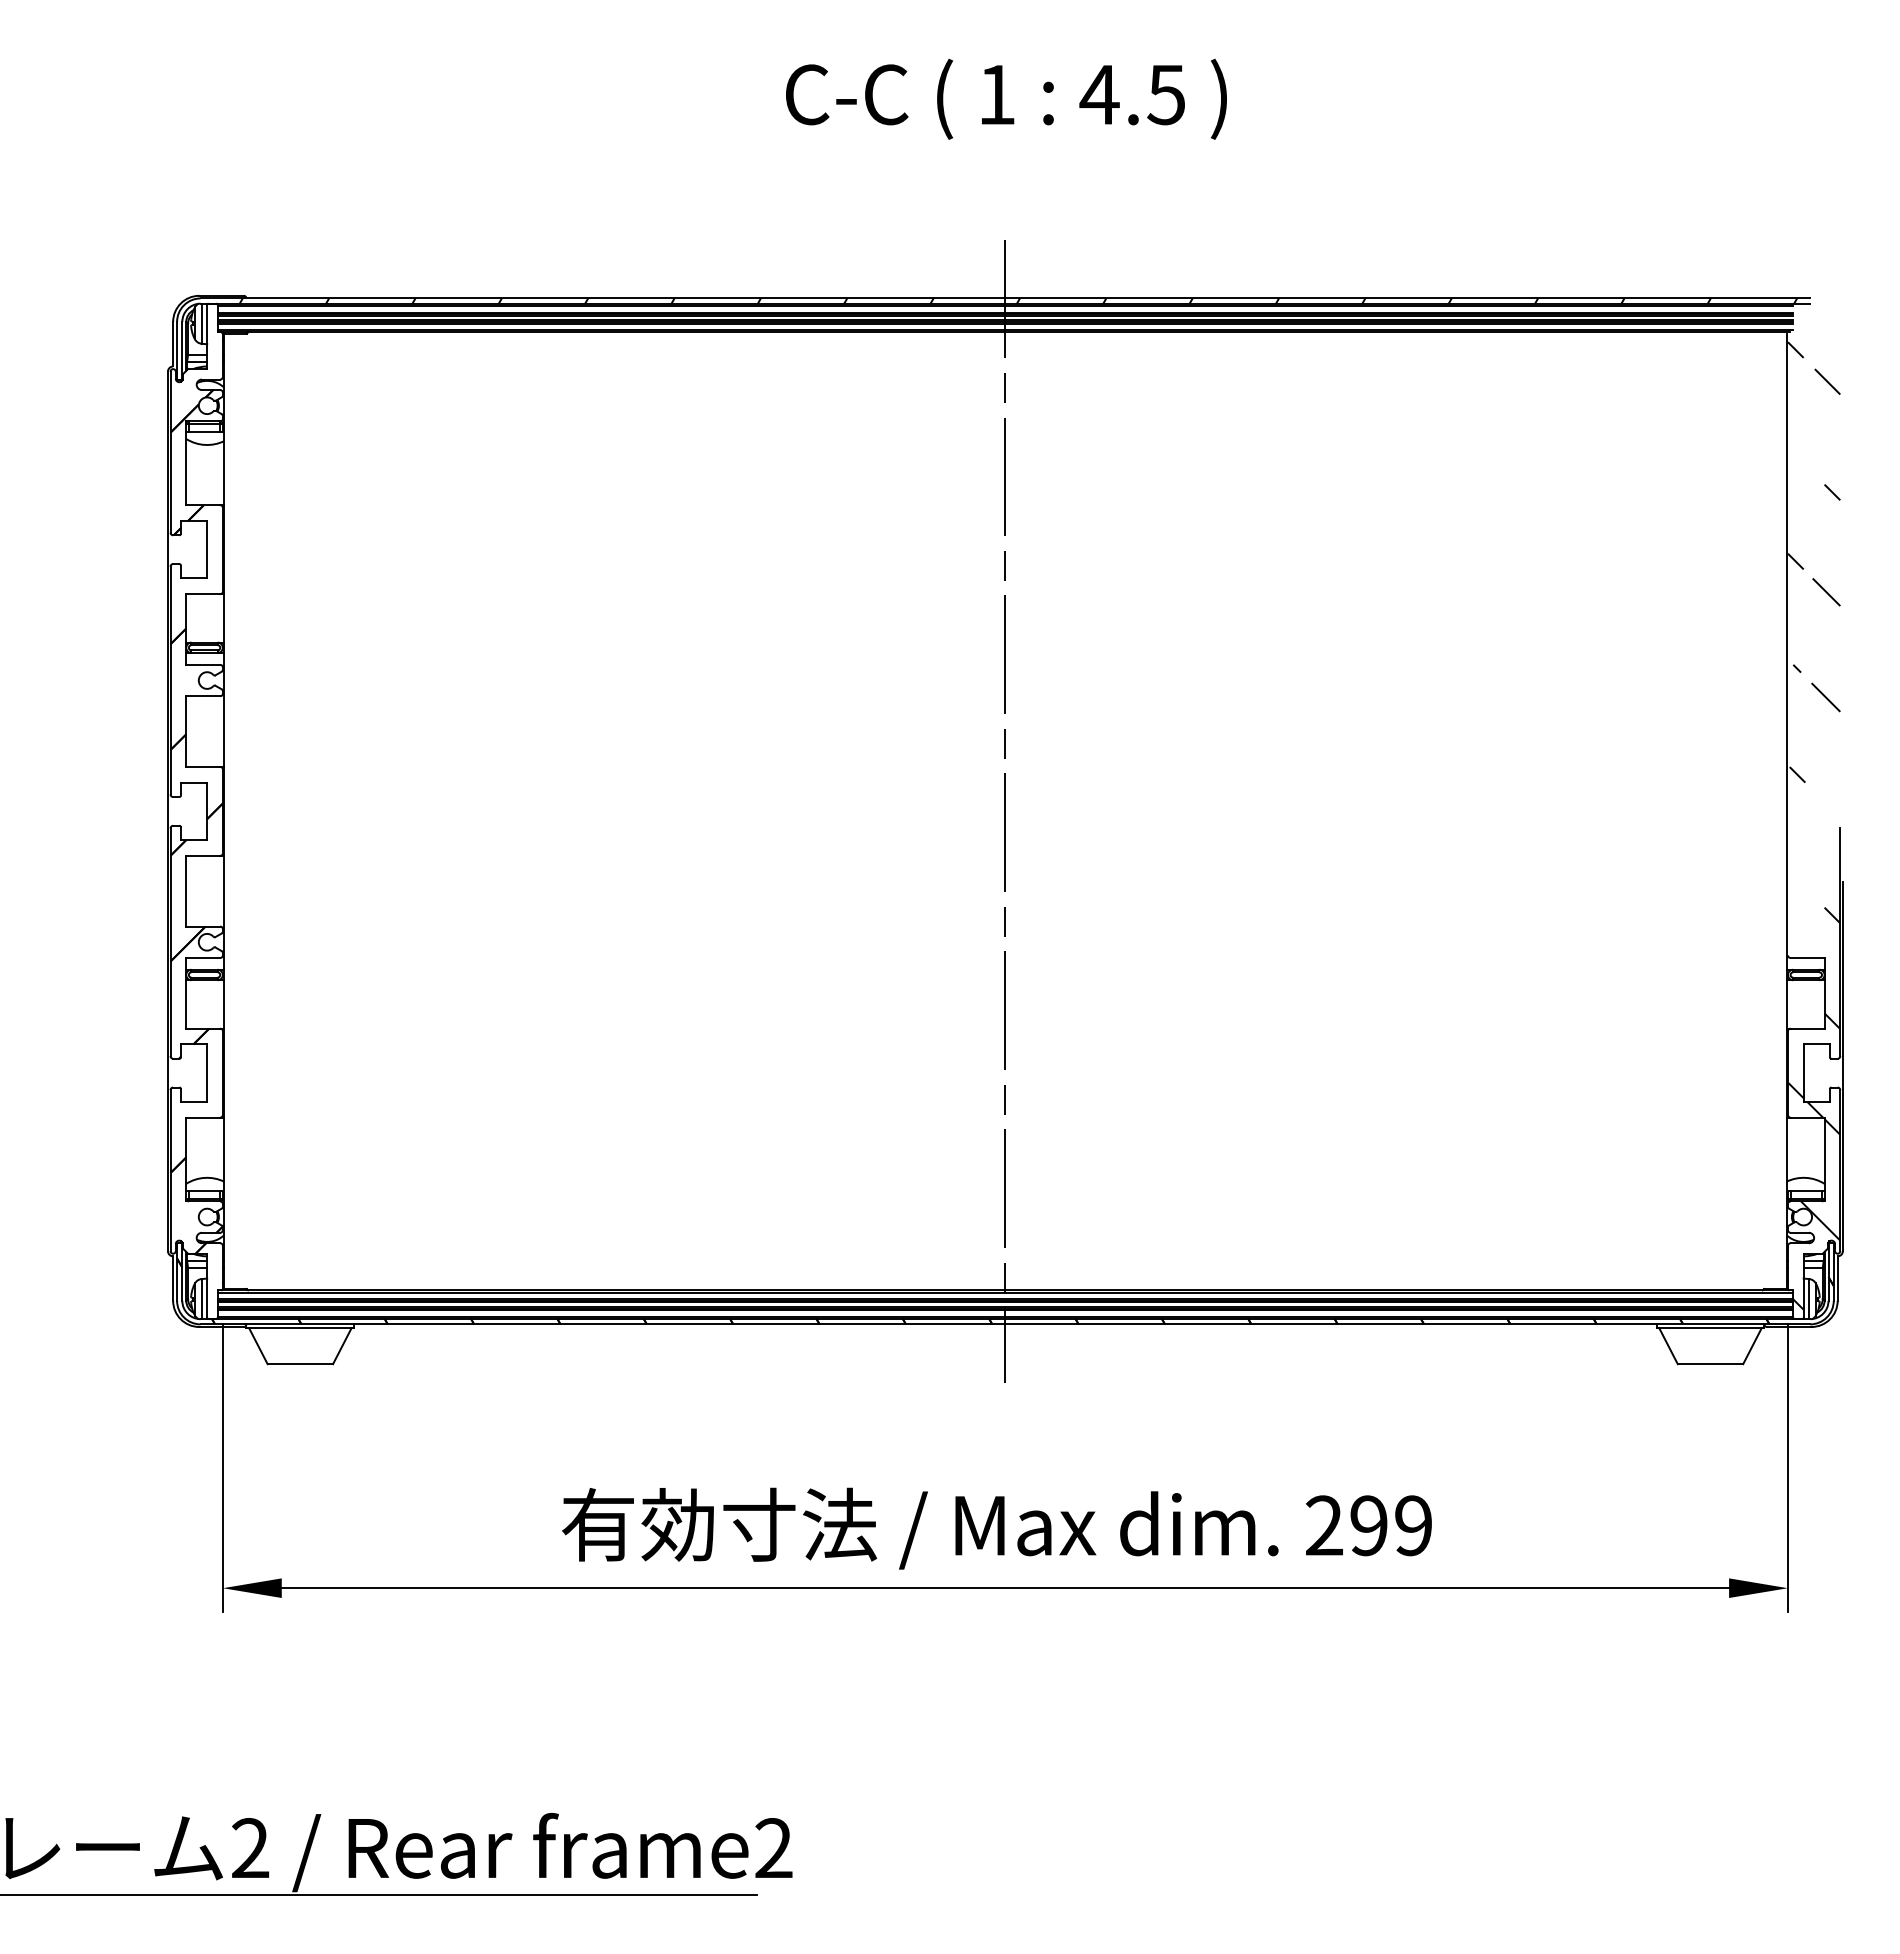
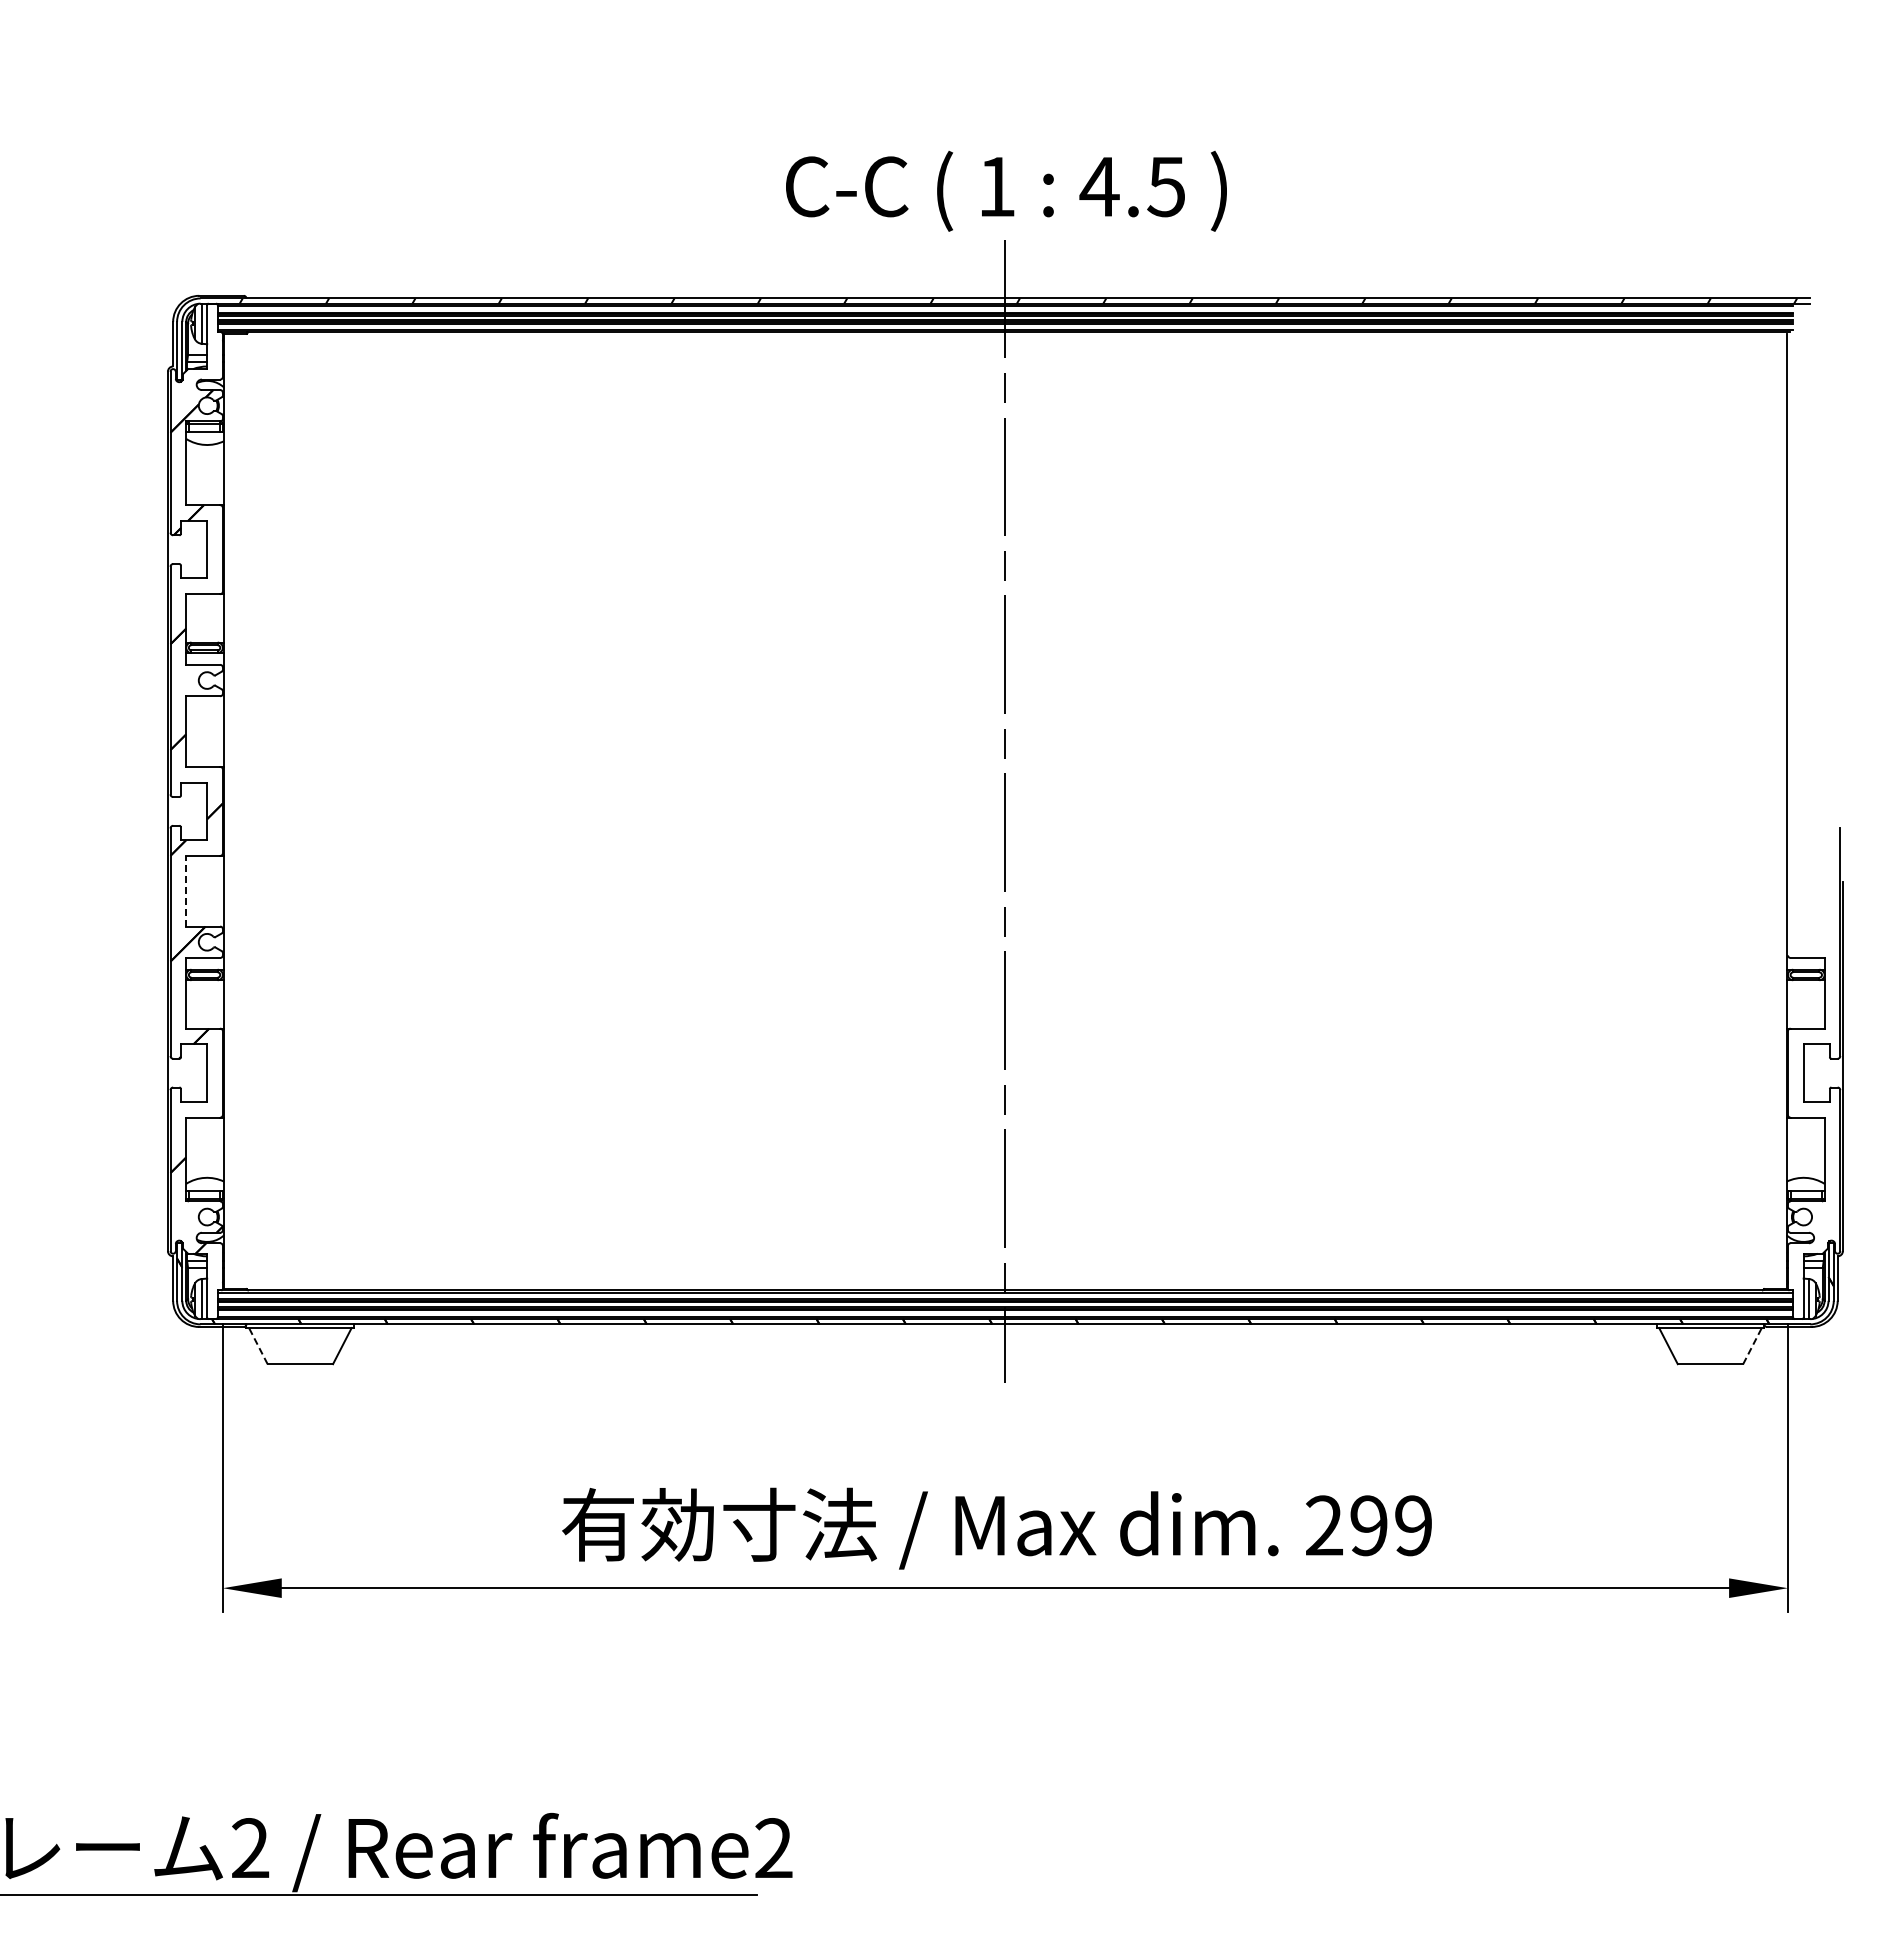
text position: (1006, 98) -> (1006, 190) (1006, 190)
hatch: present -> none (1813, 825)
line: solid -> dashed (186, 890)
line: solid -> dashed (258, 1345)
line: solid -> dashed (1752, 1345)
